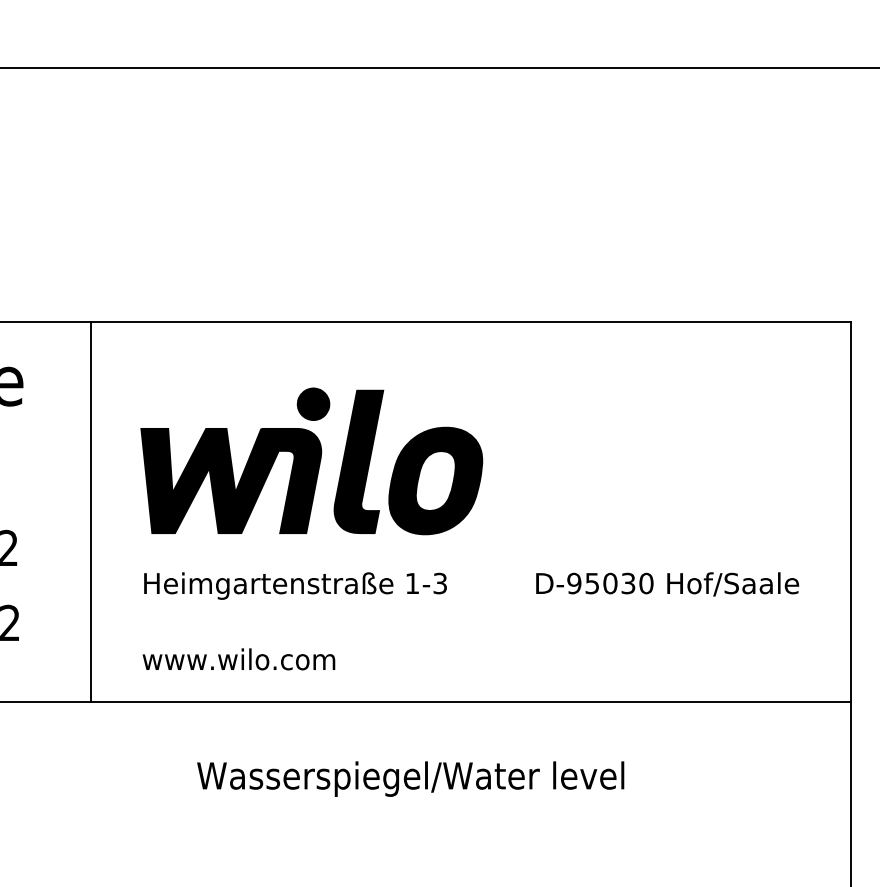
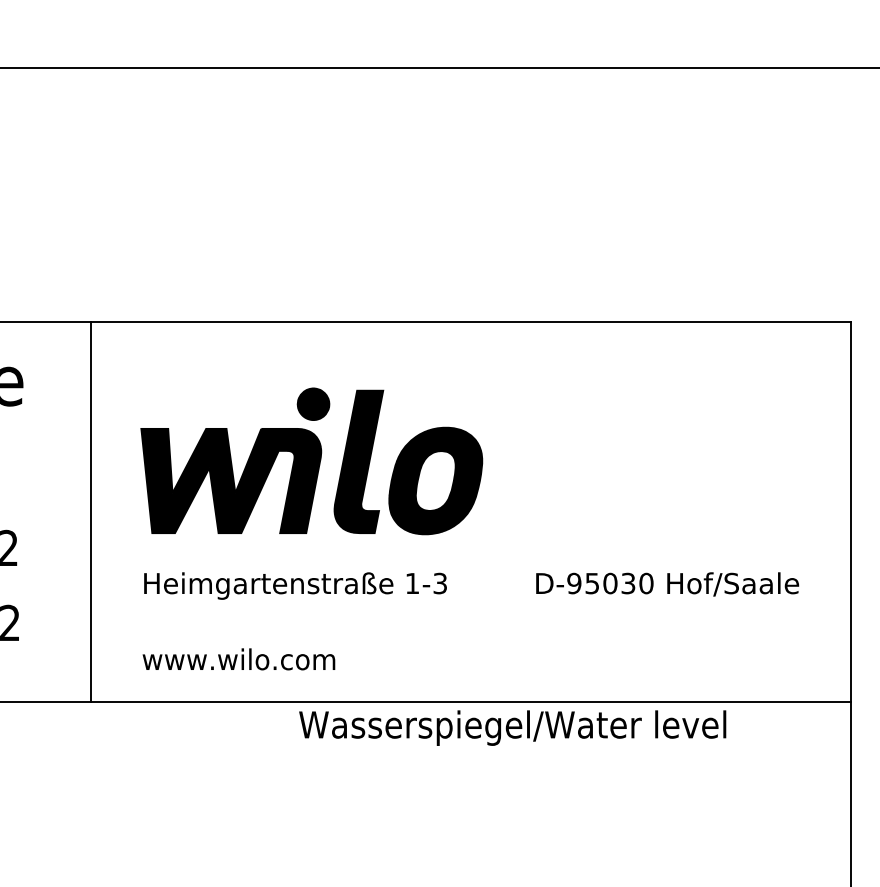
text position: (410, 778) -> (512, 727) (512, 727)
